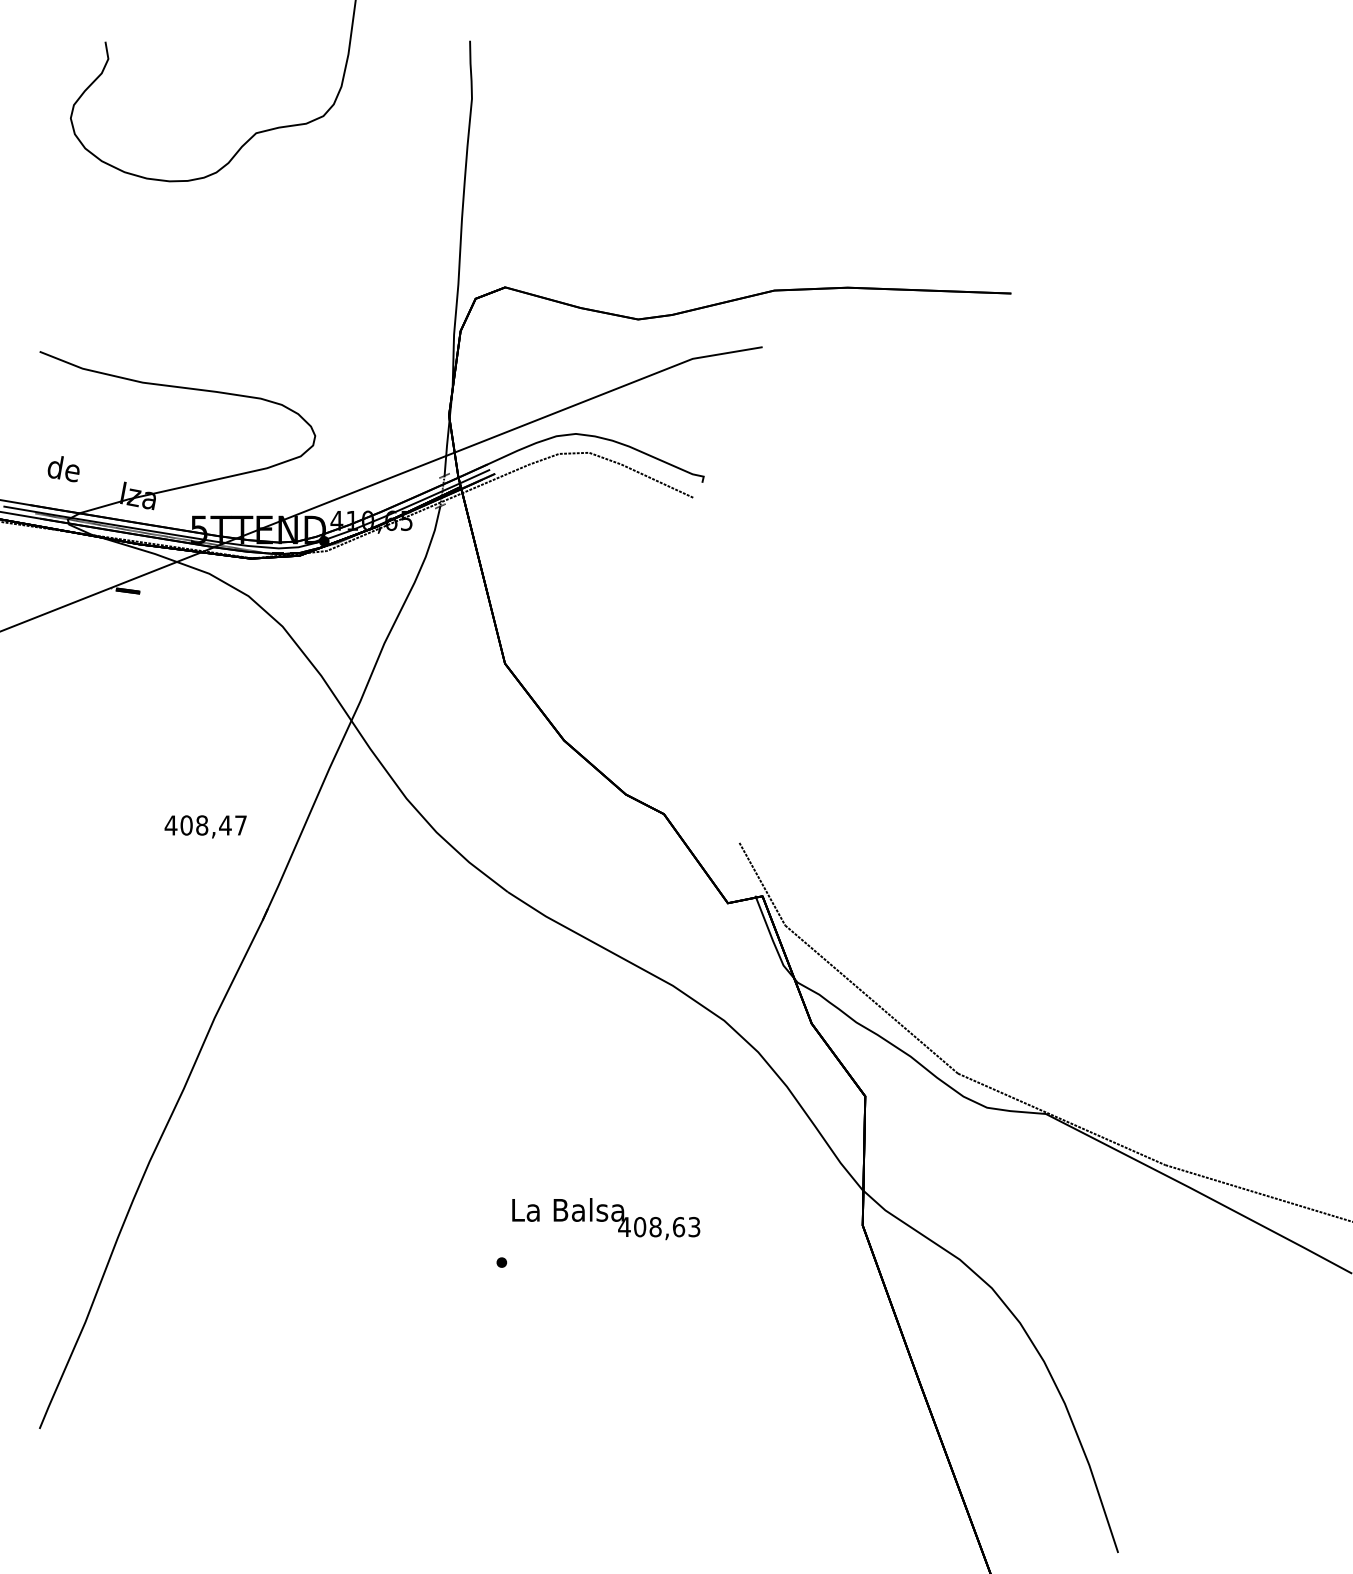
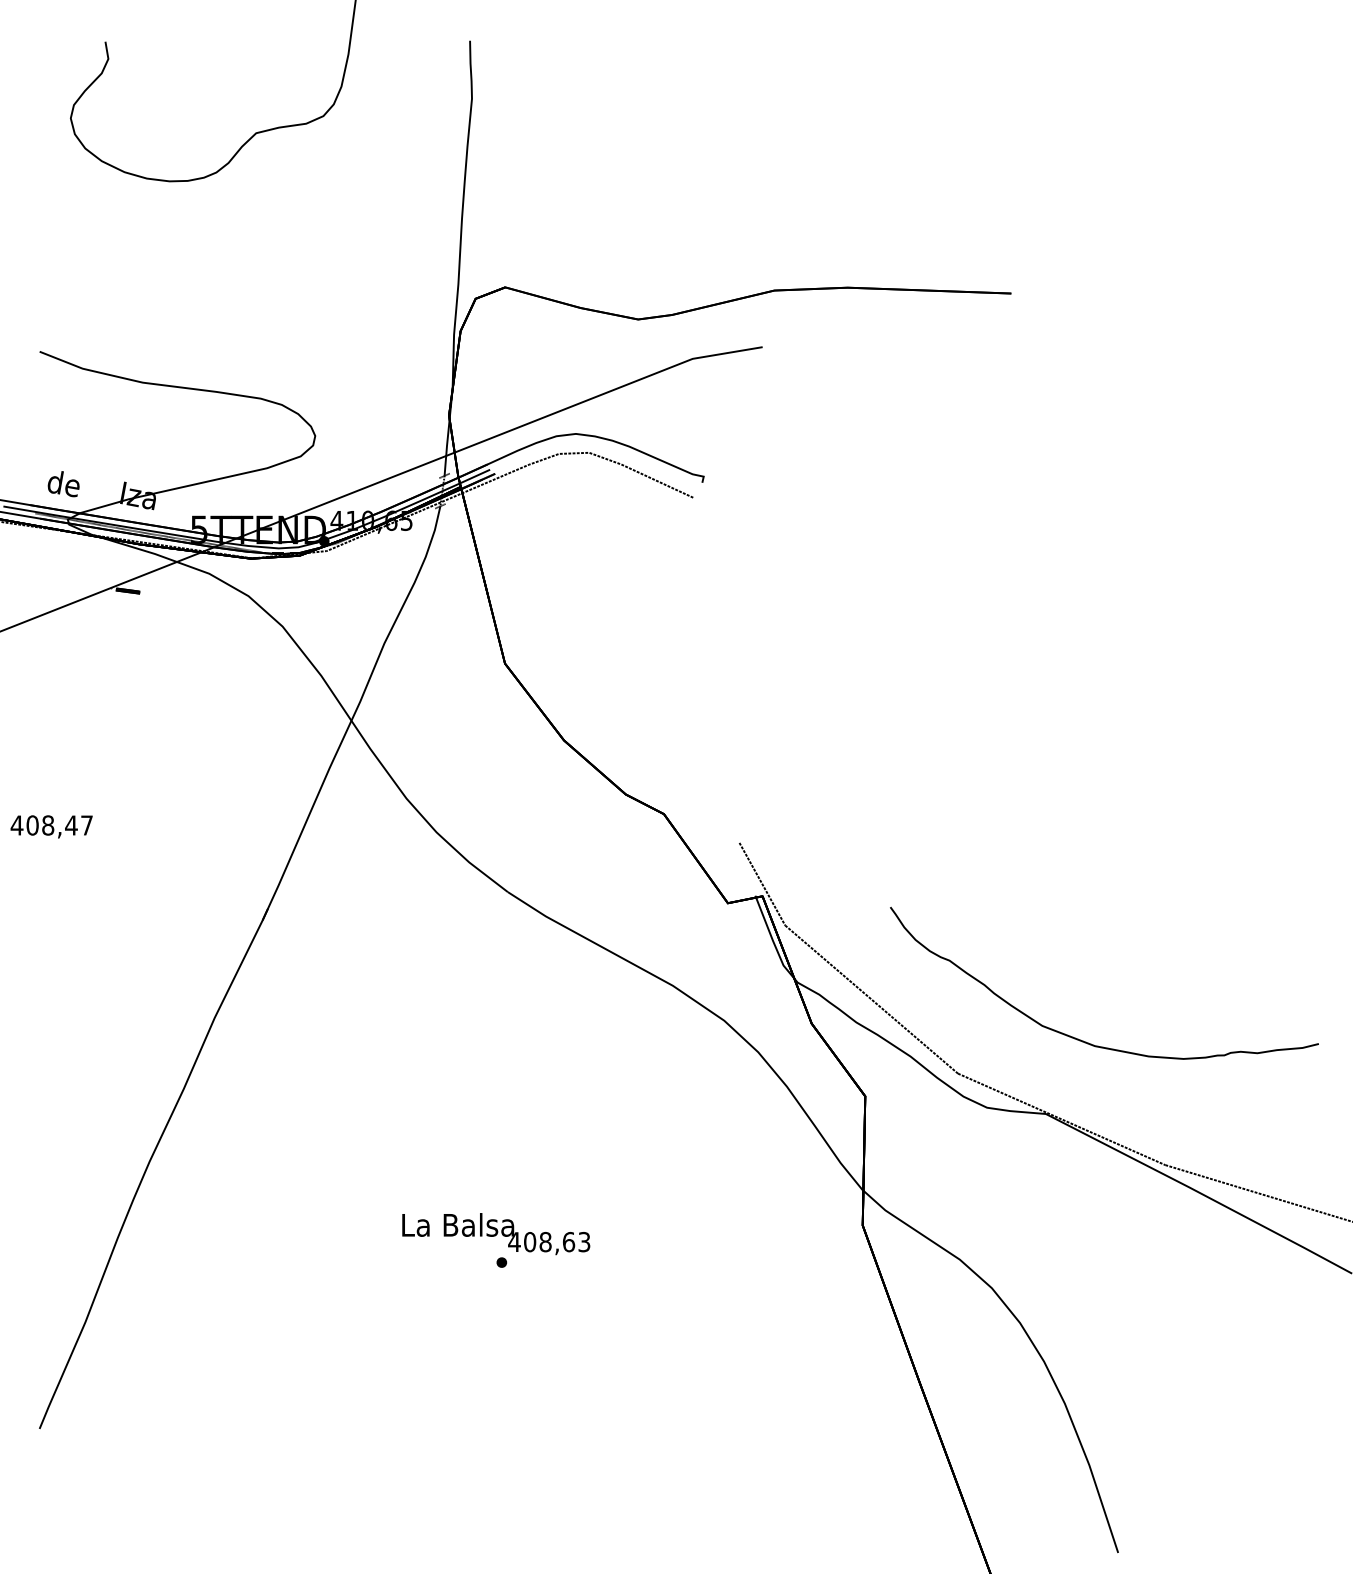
text position: (63, 469) -> (63, 484) (63, 484)
text position: (205, 826) -> (51, 826) (51, 826)
curve: none -> present (1083, 1040)
text position: (606, 1219) -> (496, 1234) (496, 1234)
